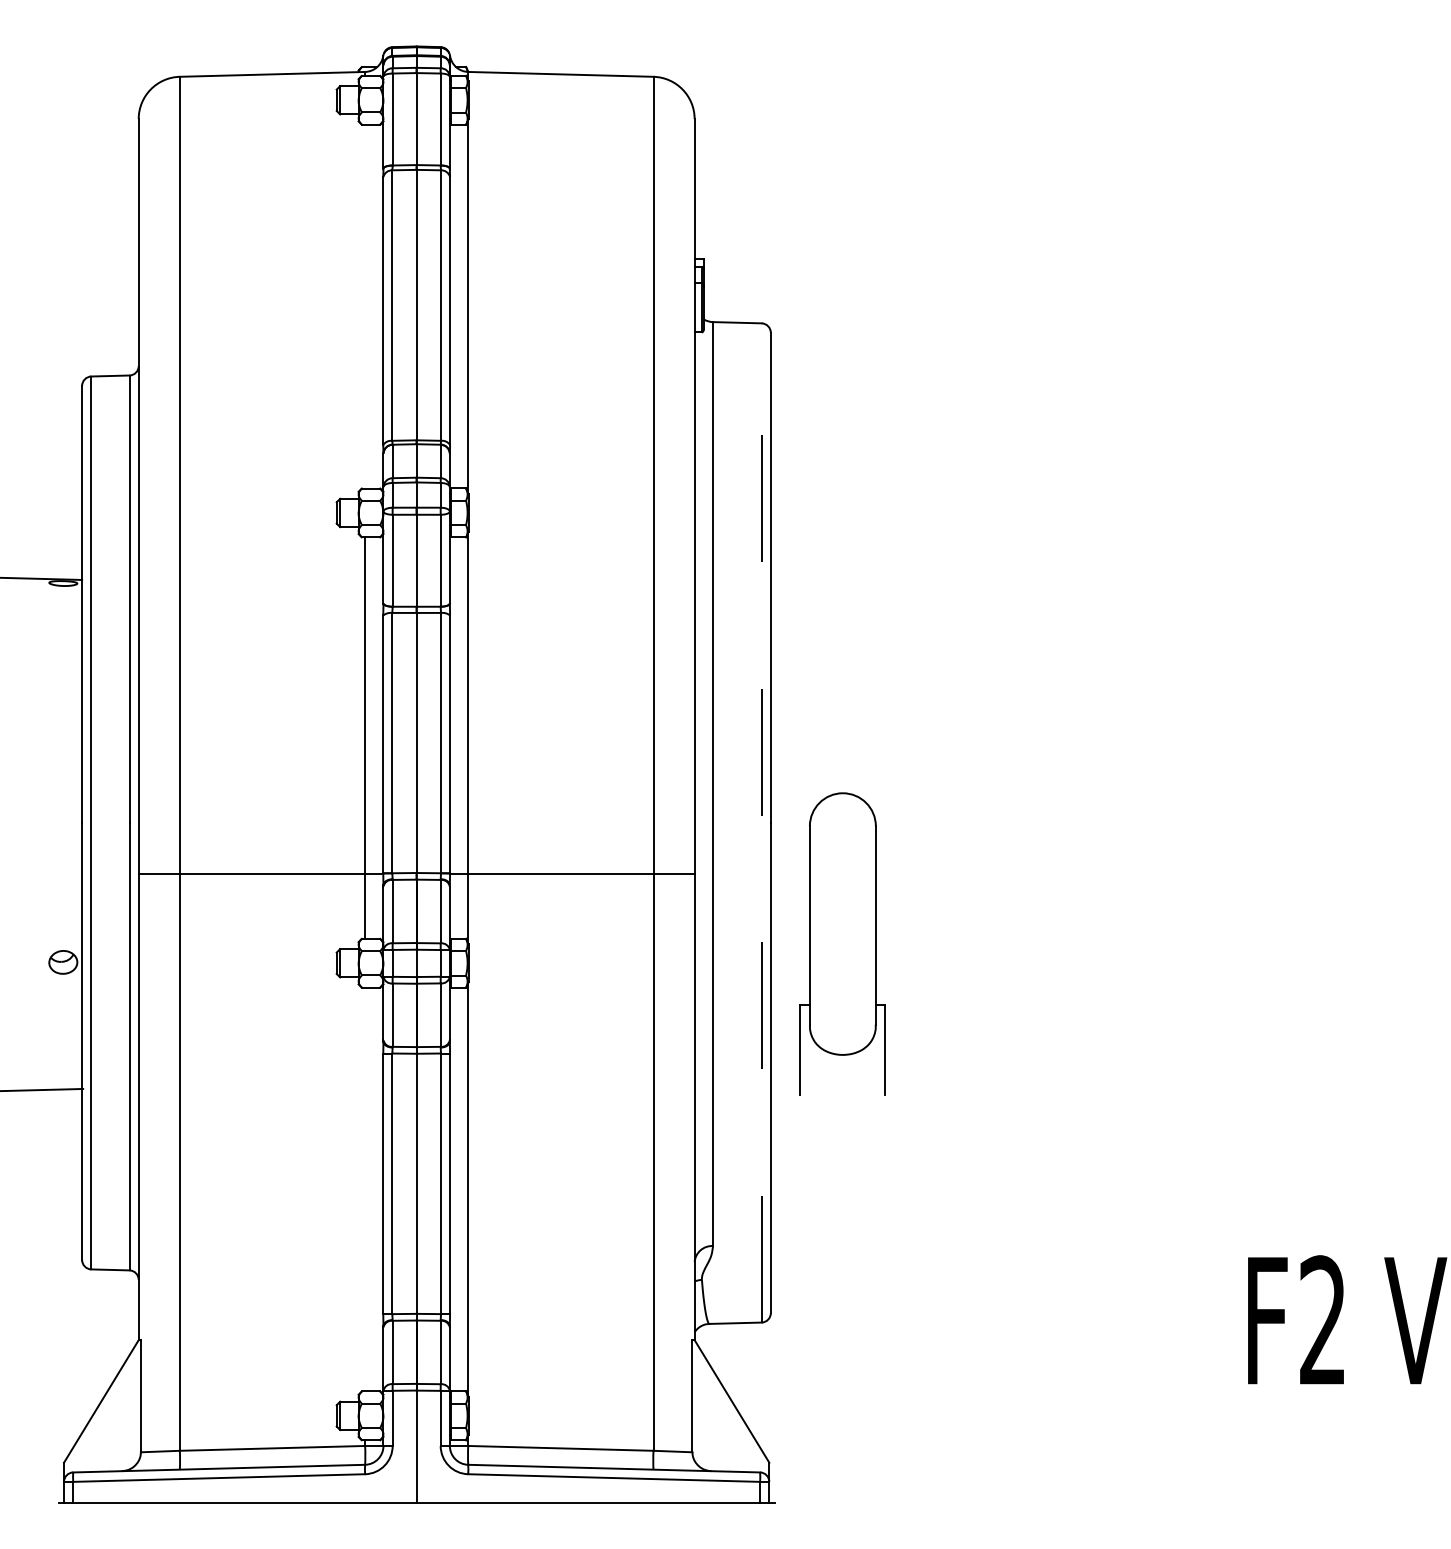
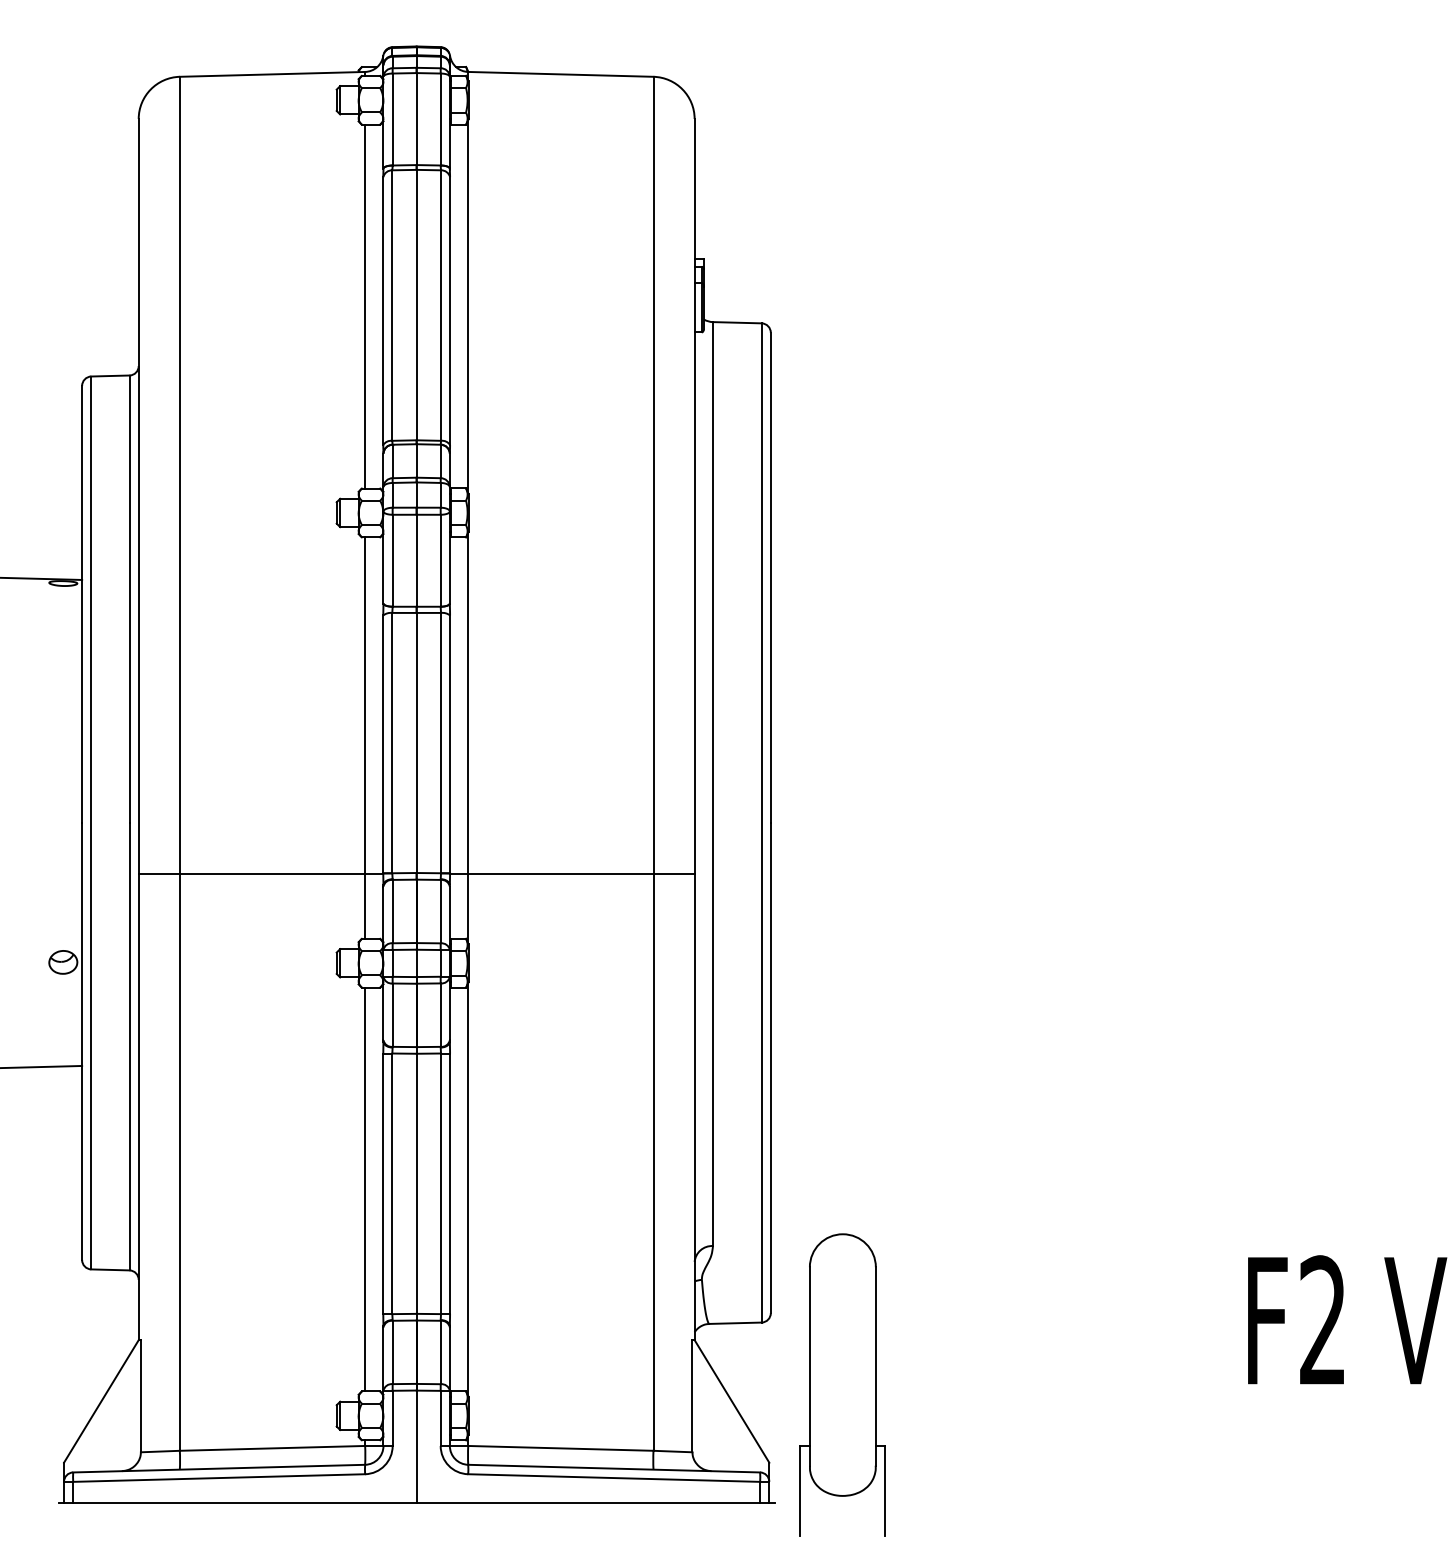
line: none -> present (365, 306)
line: dashed -> solid (761, 822)
part position: (842, 943) -> (842, 1384) (842, 1384)
line position: (42, 1089) -> (42, 1066) (42, 1066)
line: none -> present (365, 1189)
